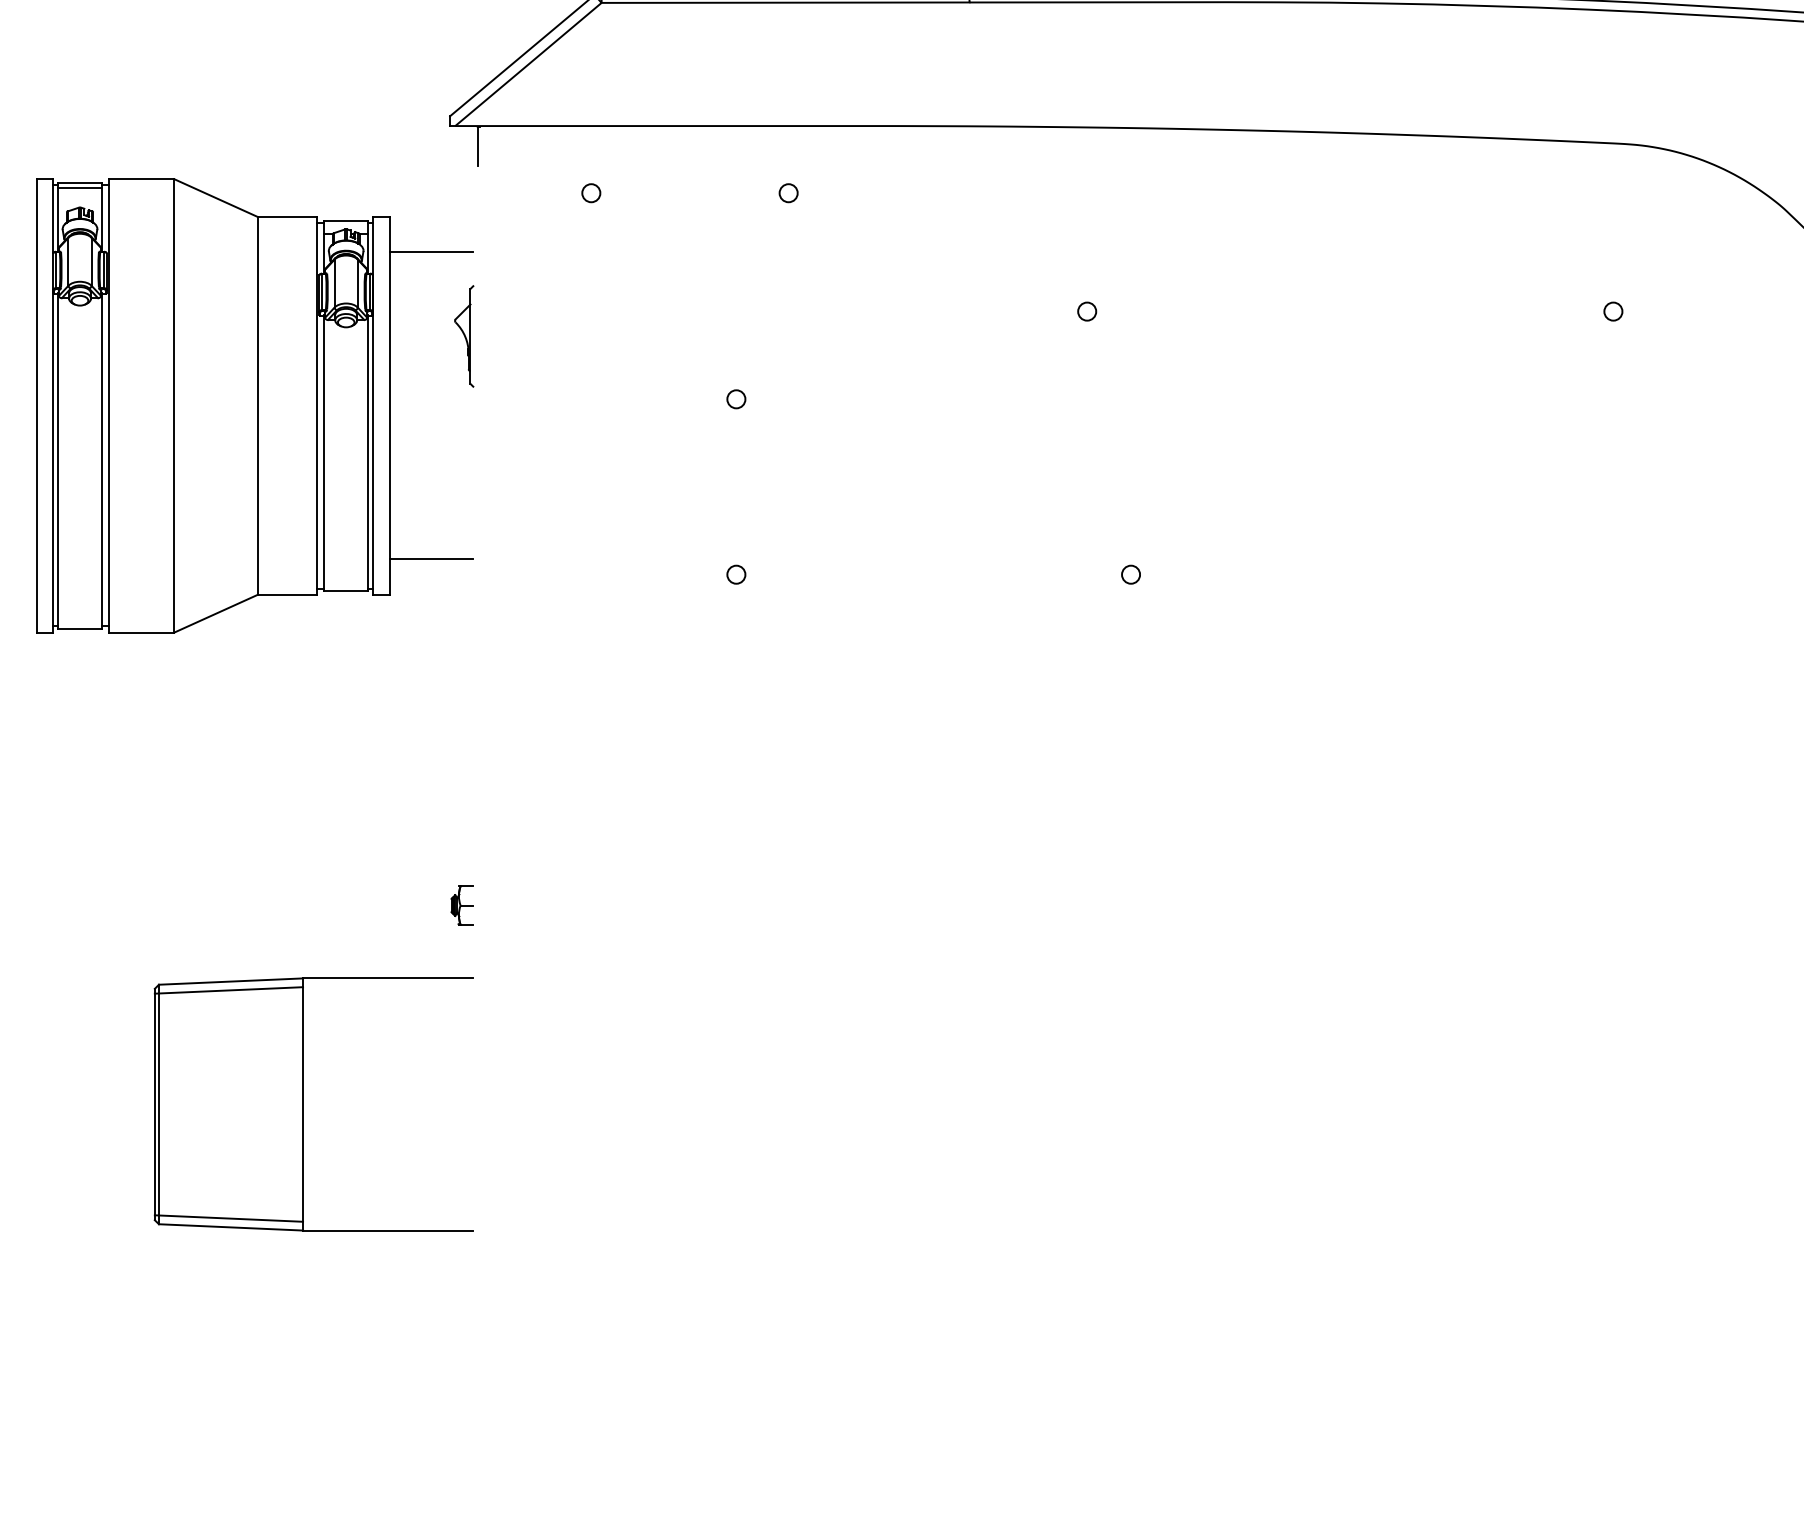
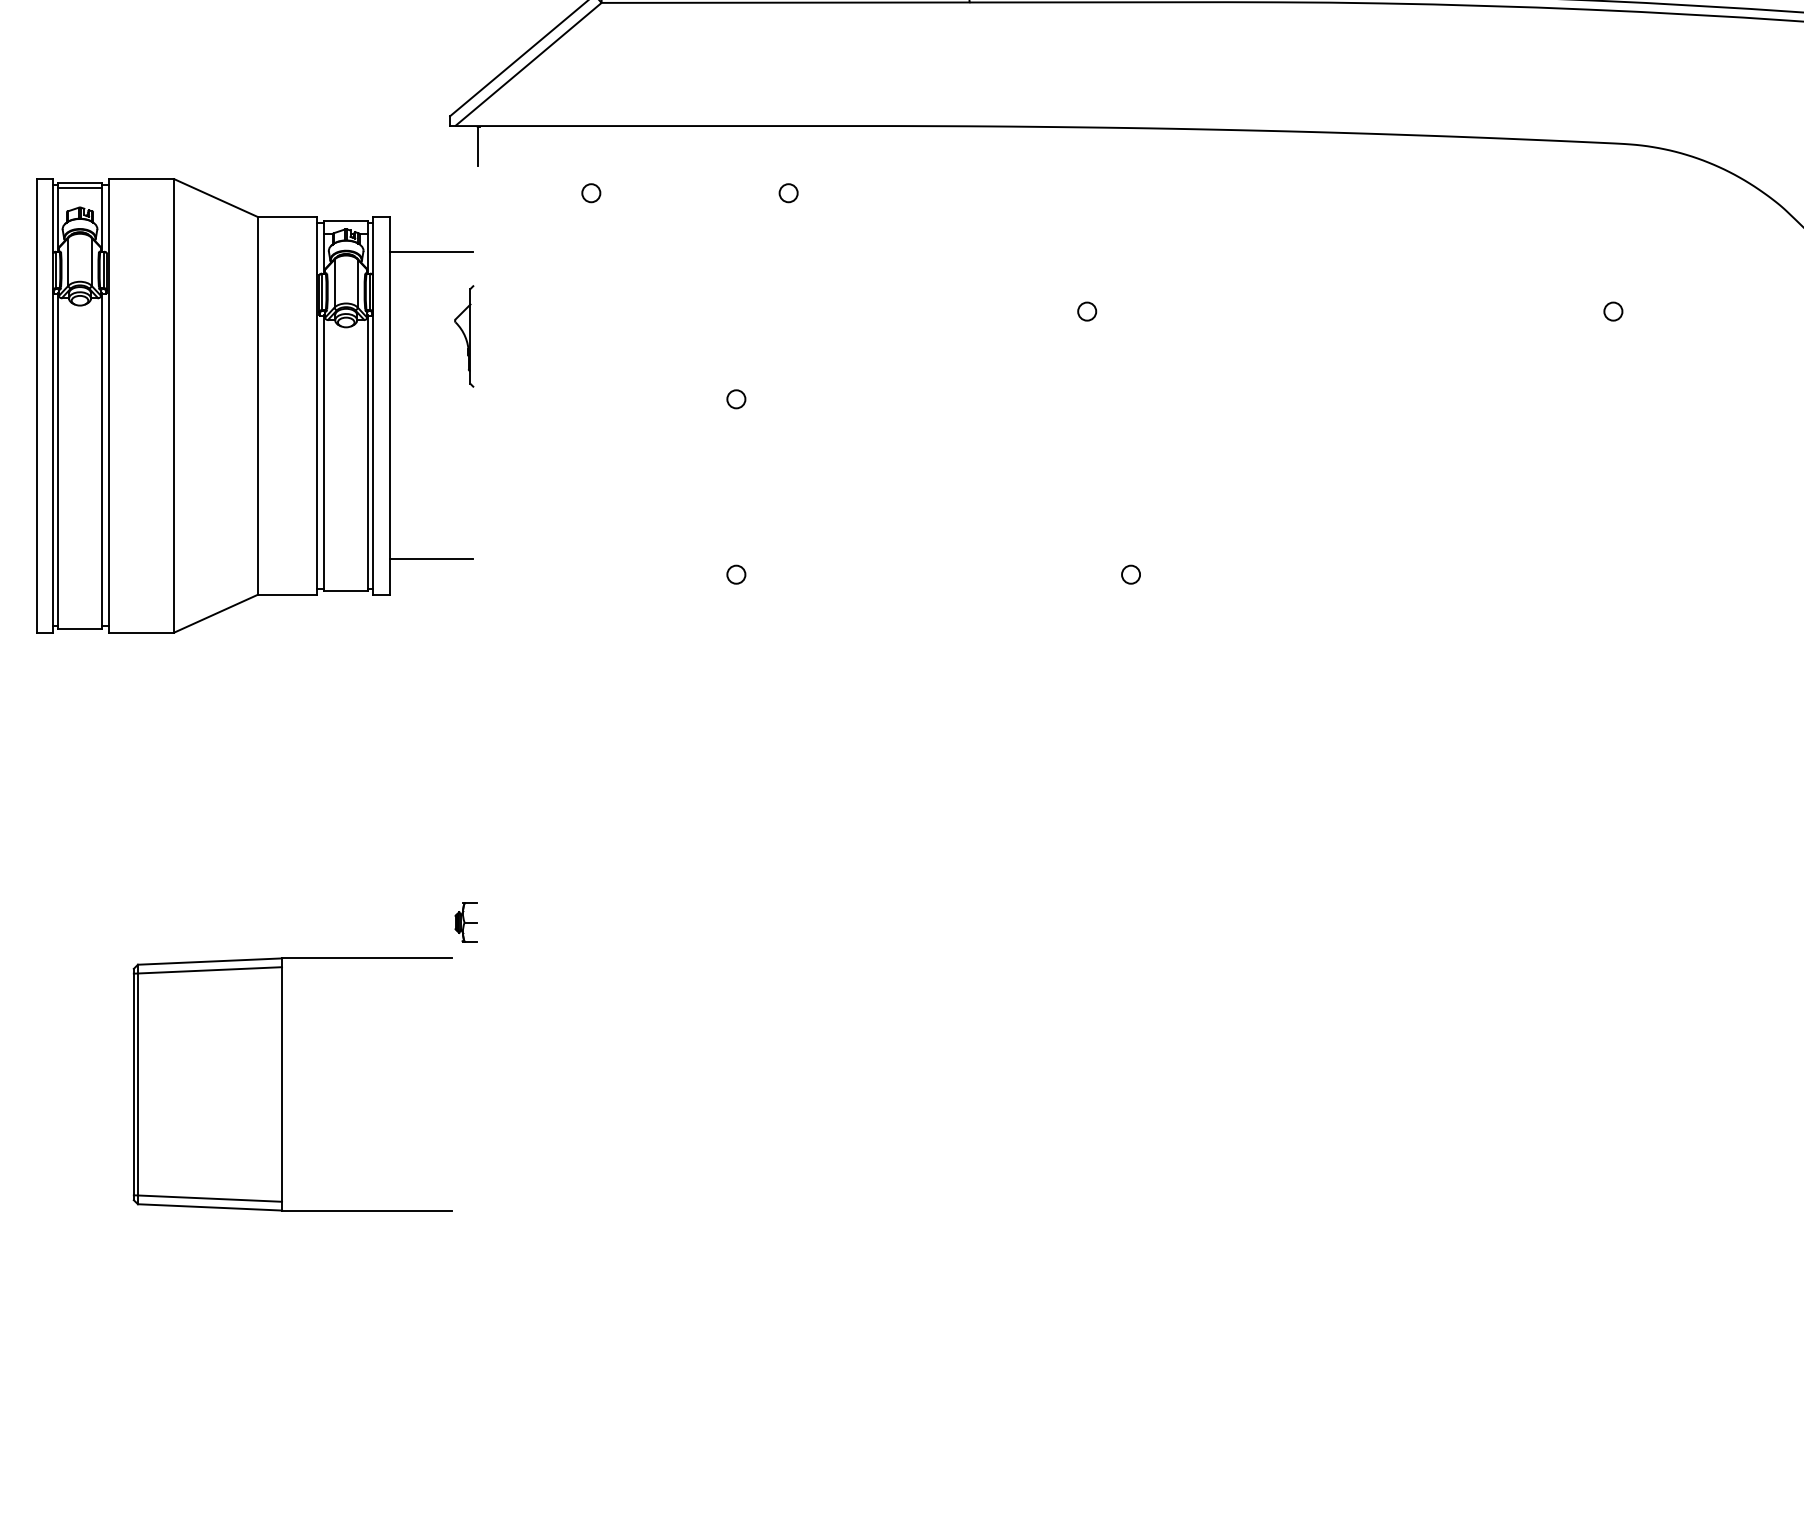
part position: (461, 905) -> (465, 922) (465, 922)
part position: (303, 1104) -> (282, 1084) (282, 1084)
